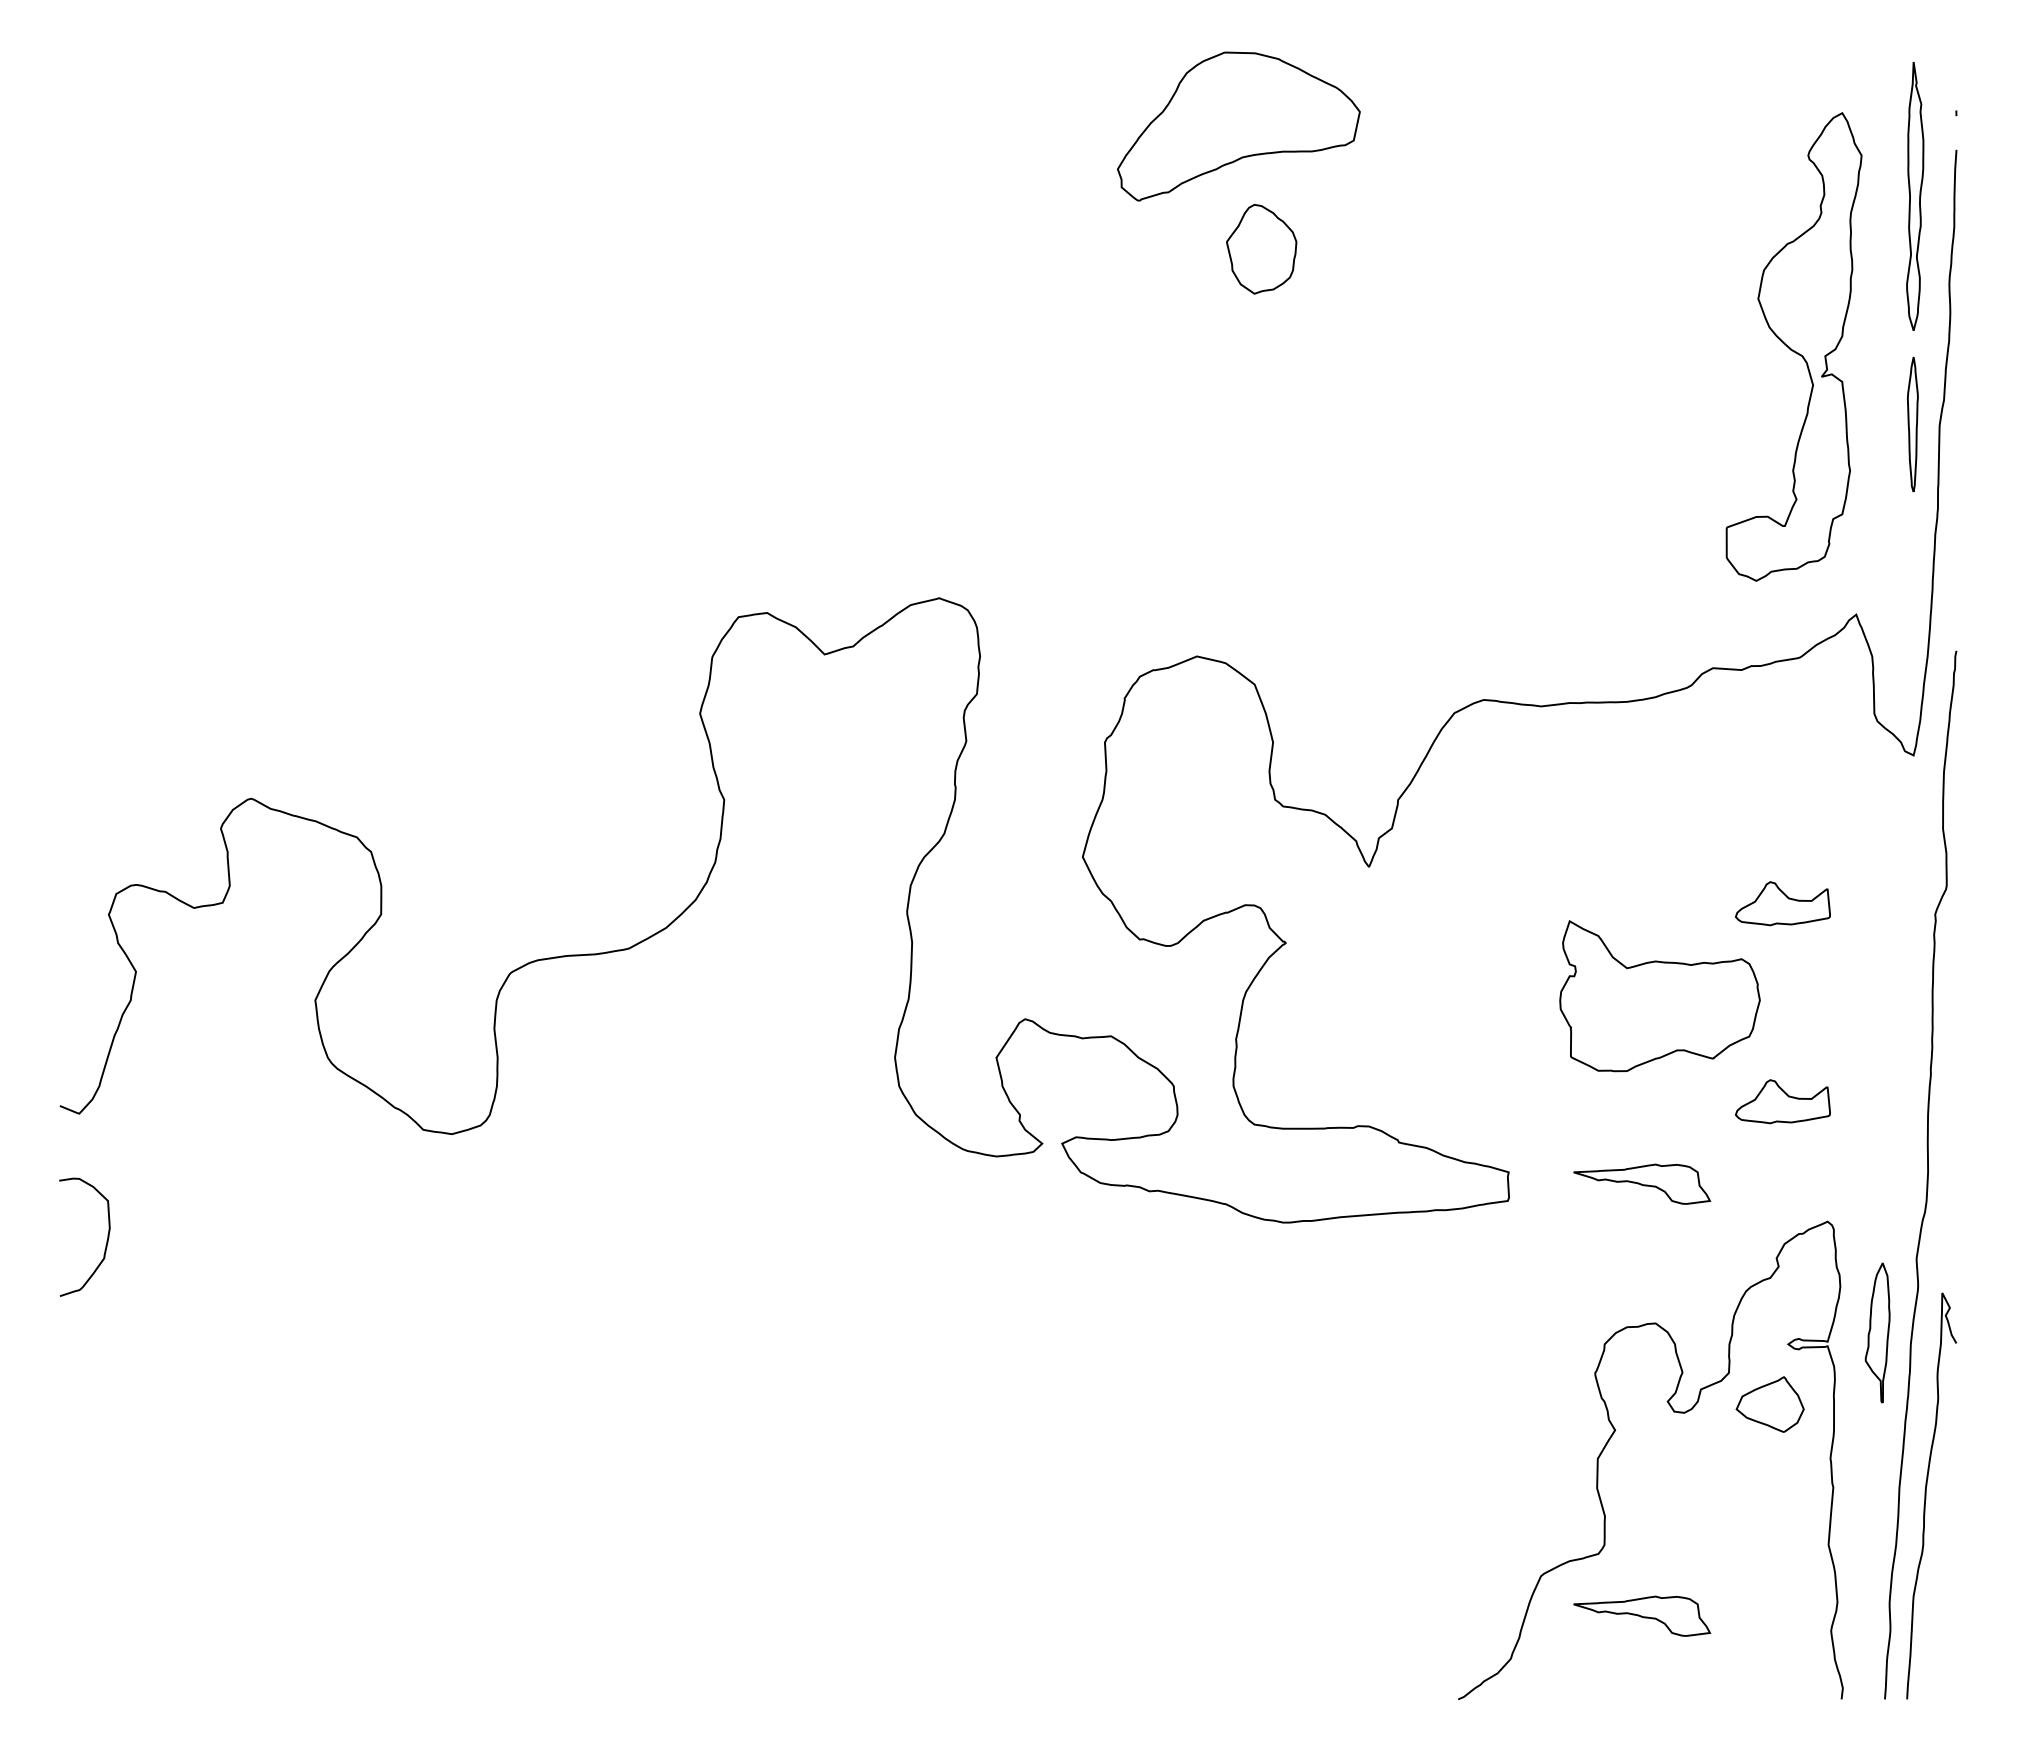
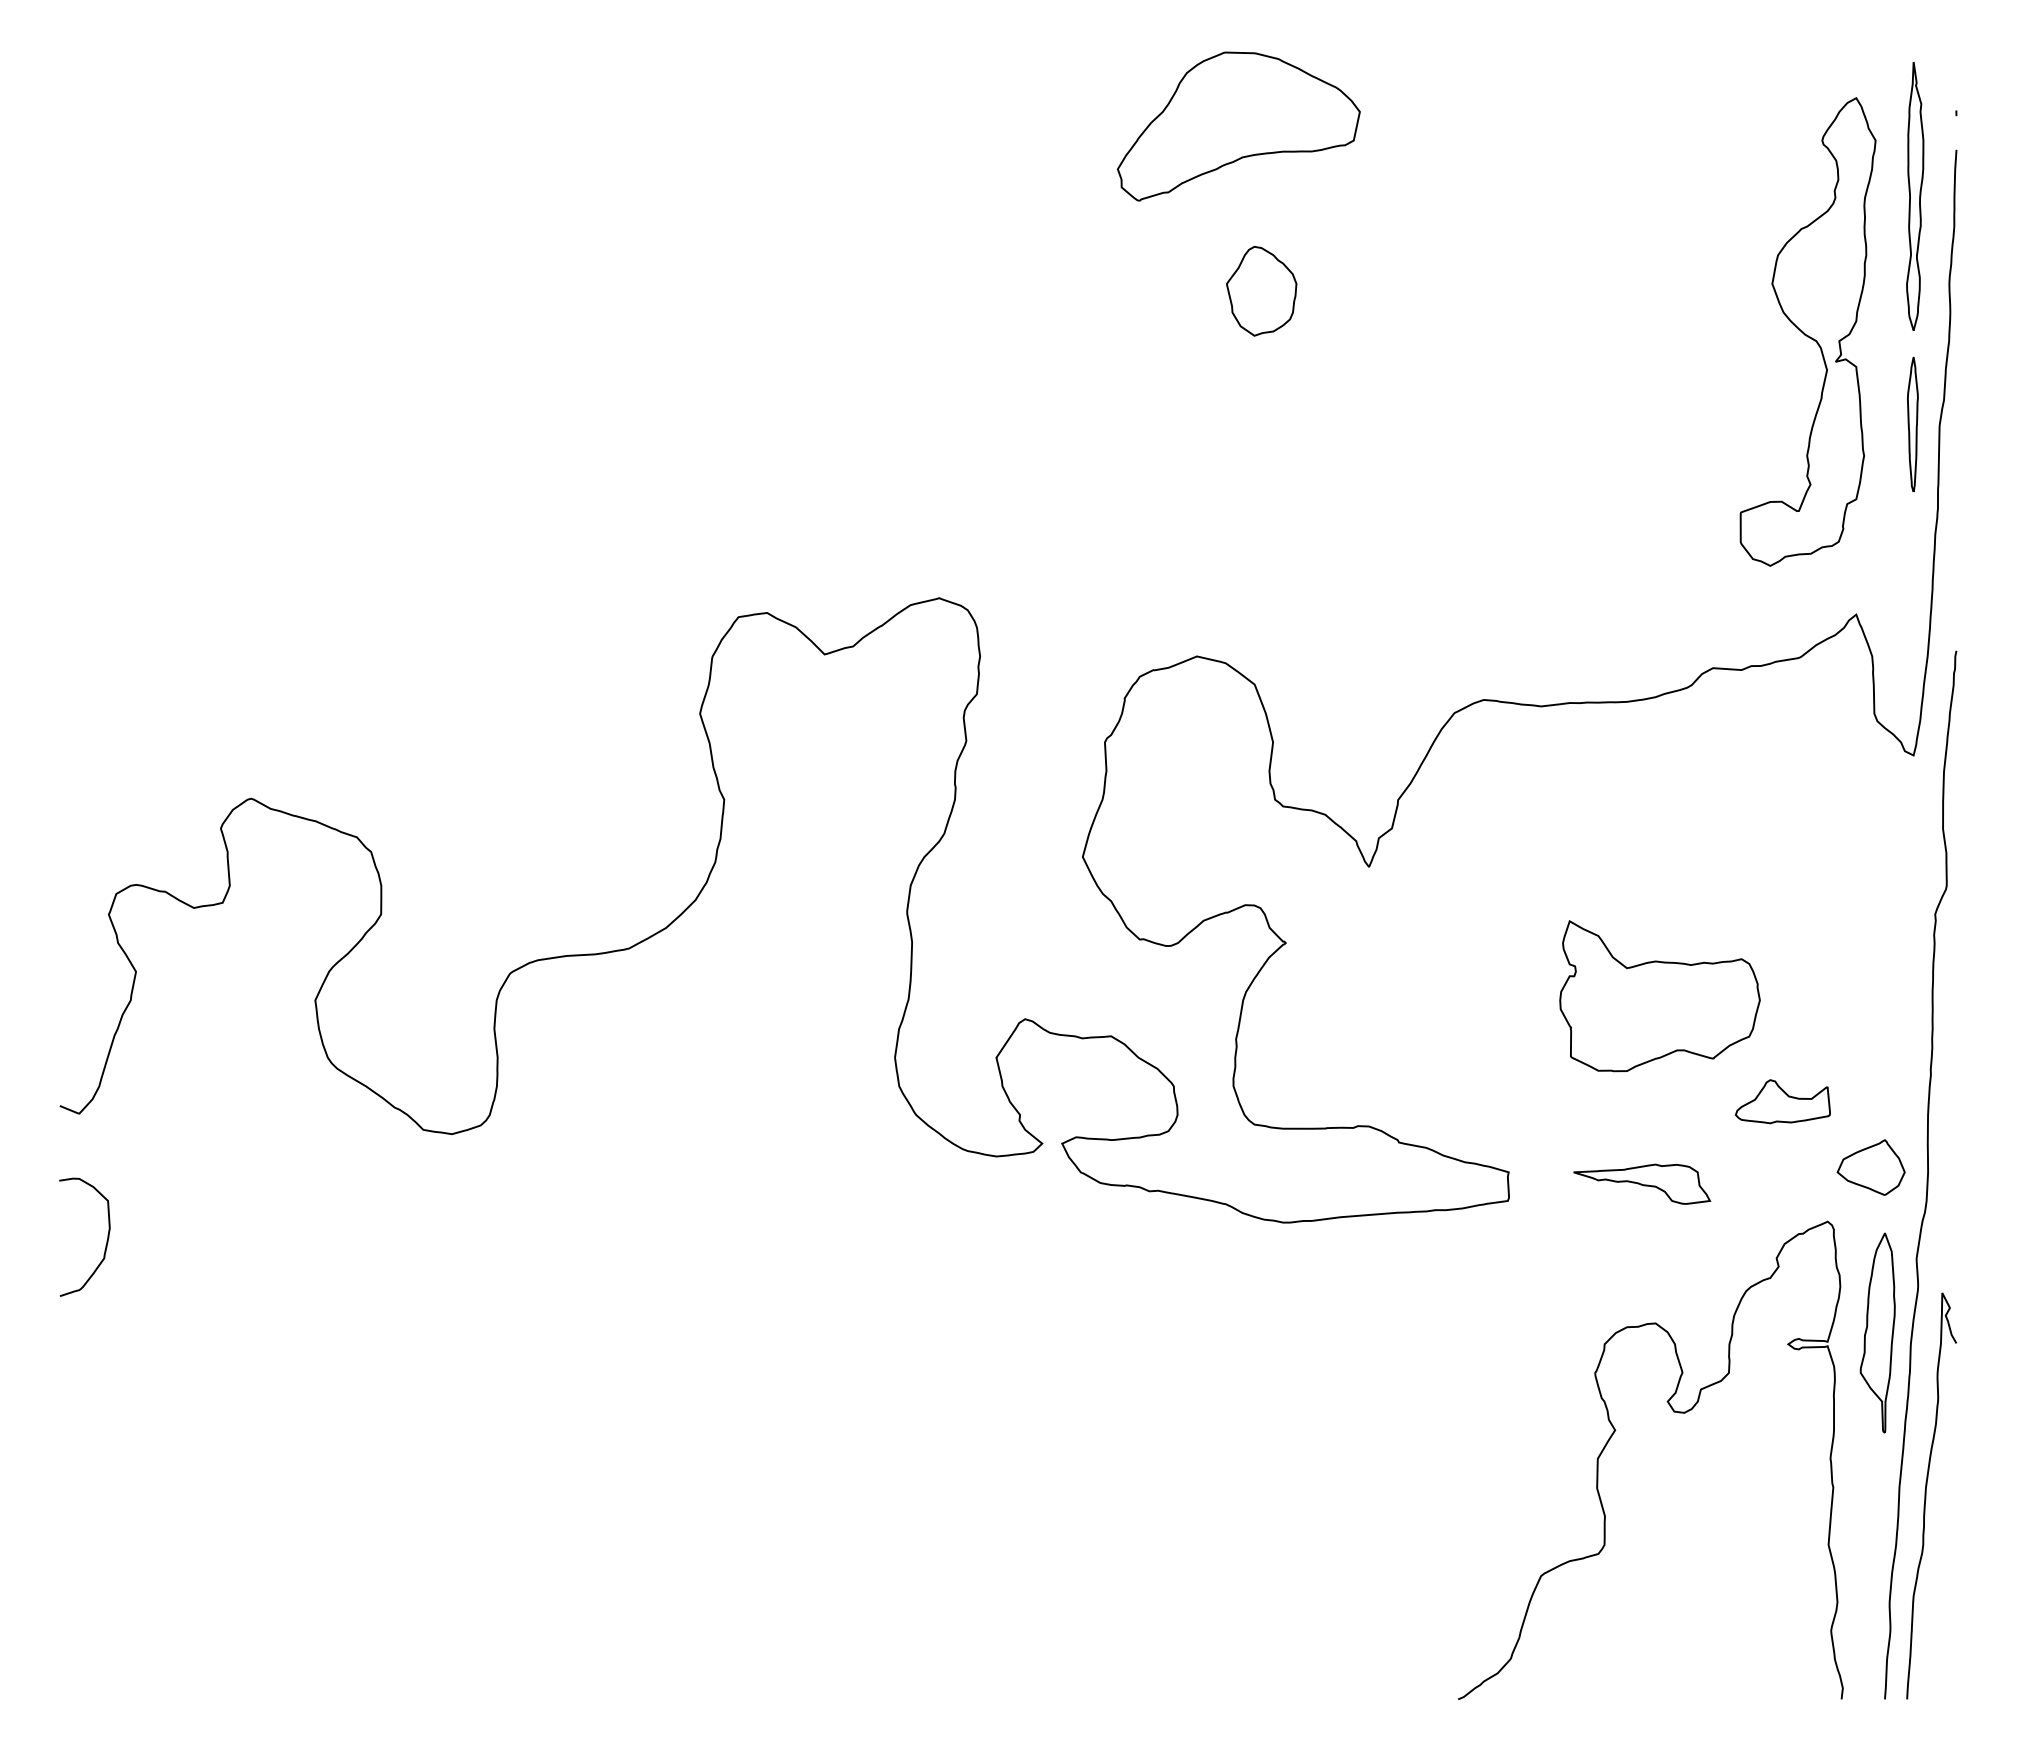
part position: (1261, 248) -> (1261, 290) (1261, 290)
part position: (1793, 346) -> (1807, 331) (1807, 331)
part: present -> none (1782, 903)
part size: 27x142 px -> 37x202 px (1877, 1332)
part position: (1769, 1404) -> (1870, 1167) (1870, 1167)
part: present -> none (1642, 1615)
